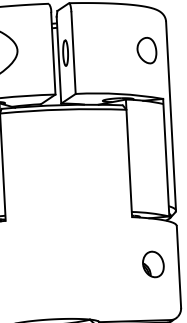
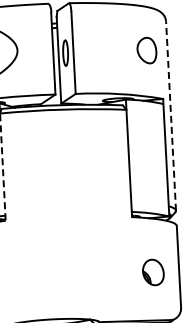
line: solid -> dashed (171, 116)
line: solid -> dashed (2, 167)
part position: (153, 264) -> (153, 272) (153, 272)
